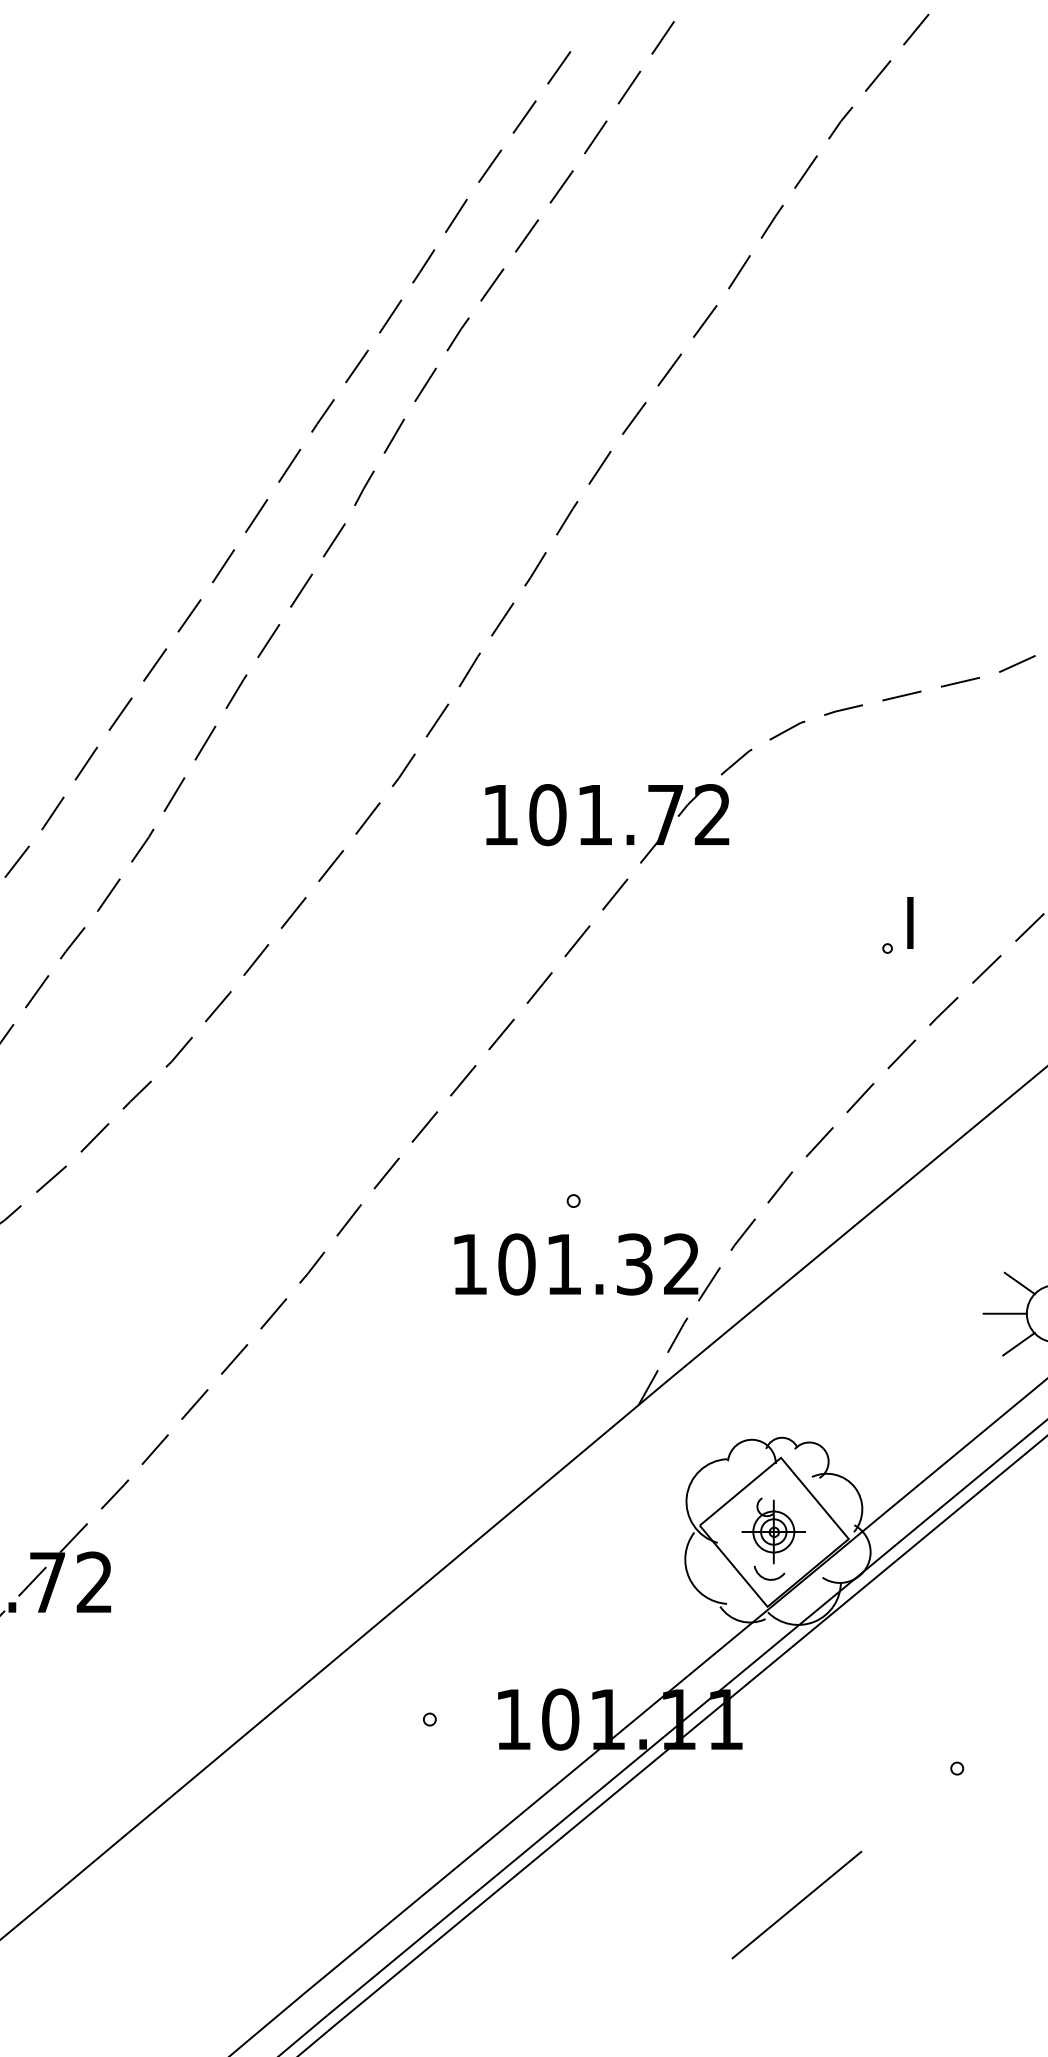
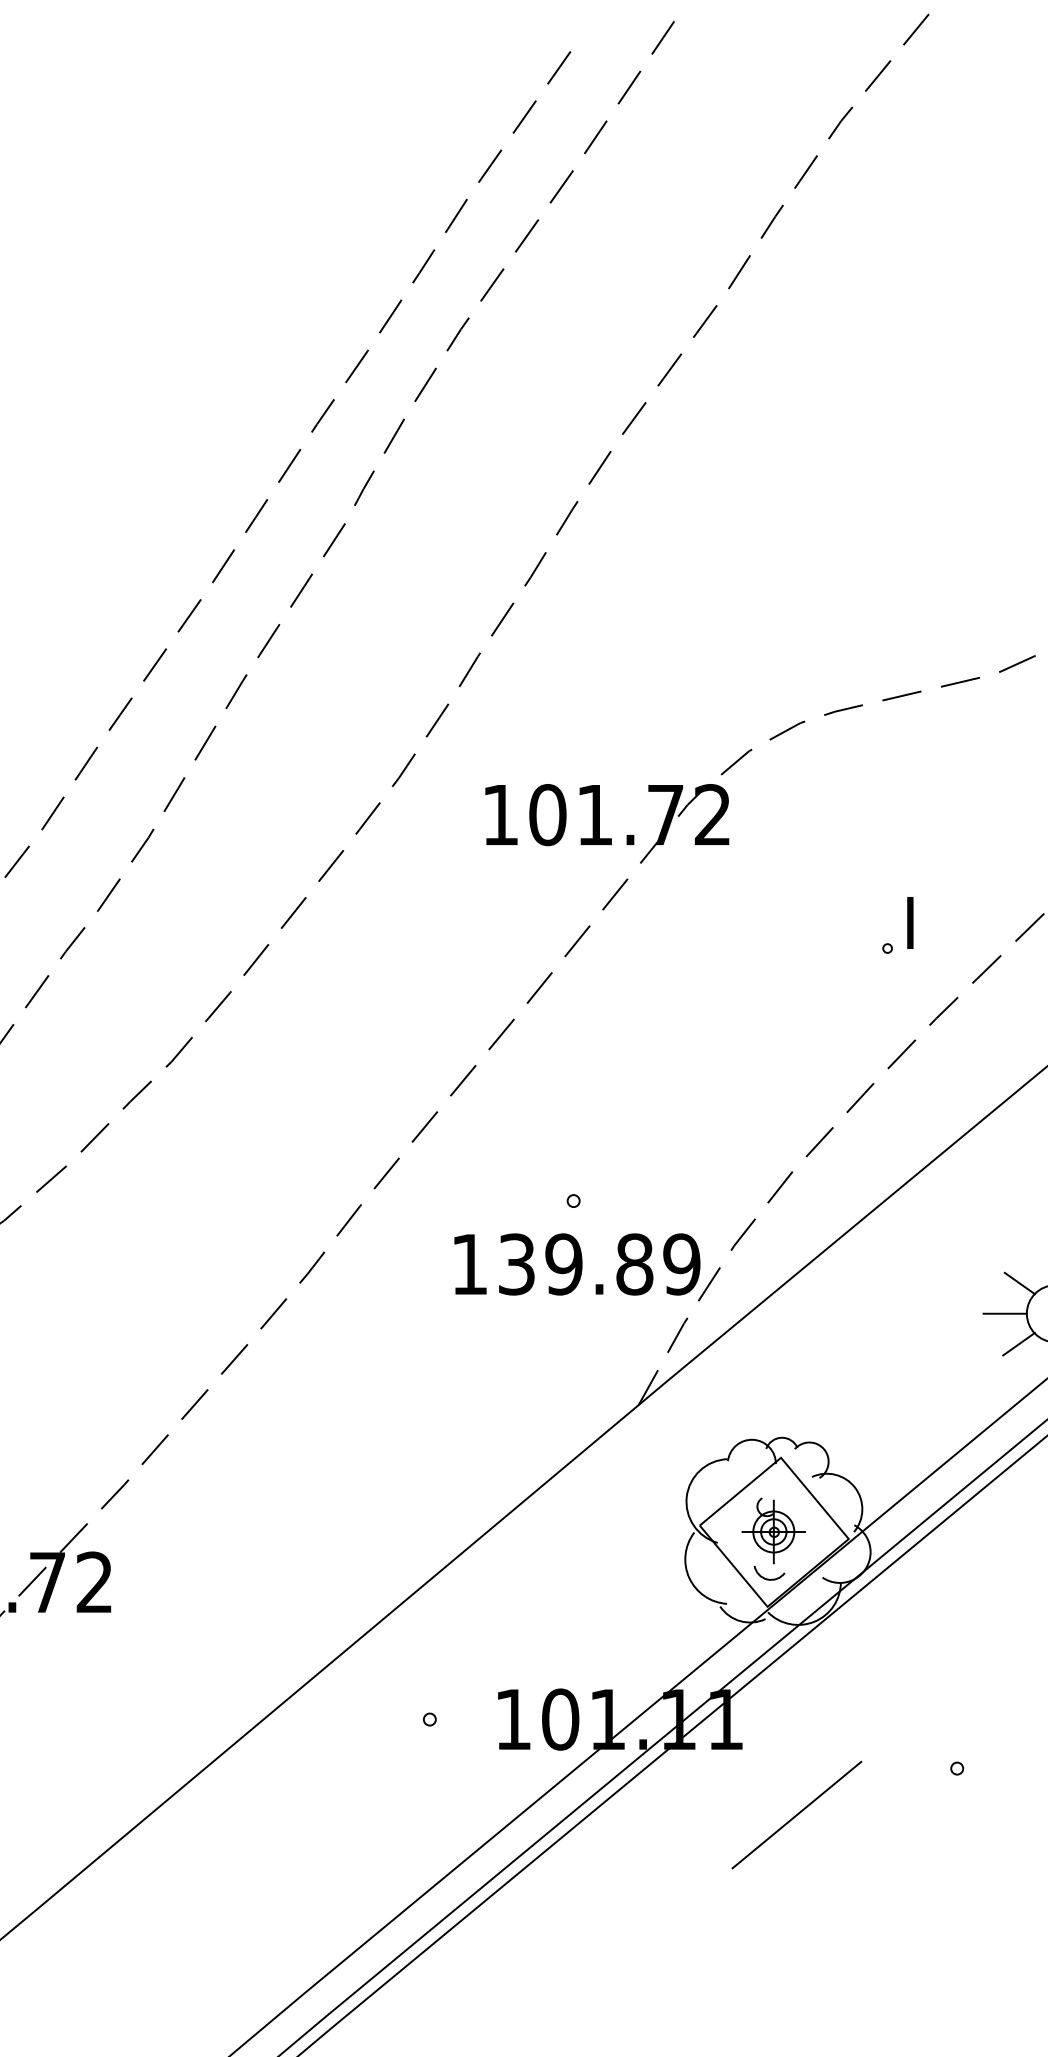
text: 101.32 -> 139.89 (599, 1264)
line position: (796, 1904) -> (796, 1814) (796, 1814)
